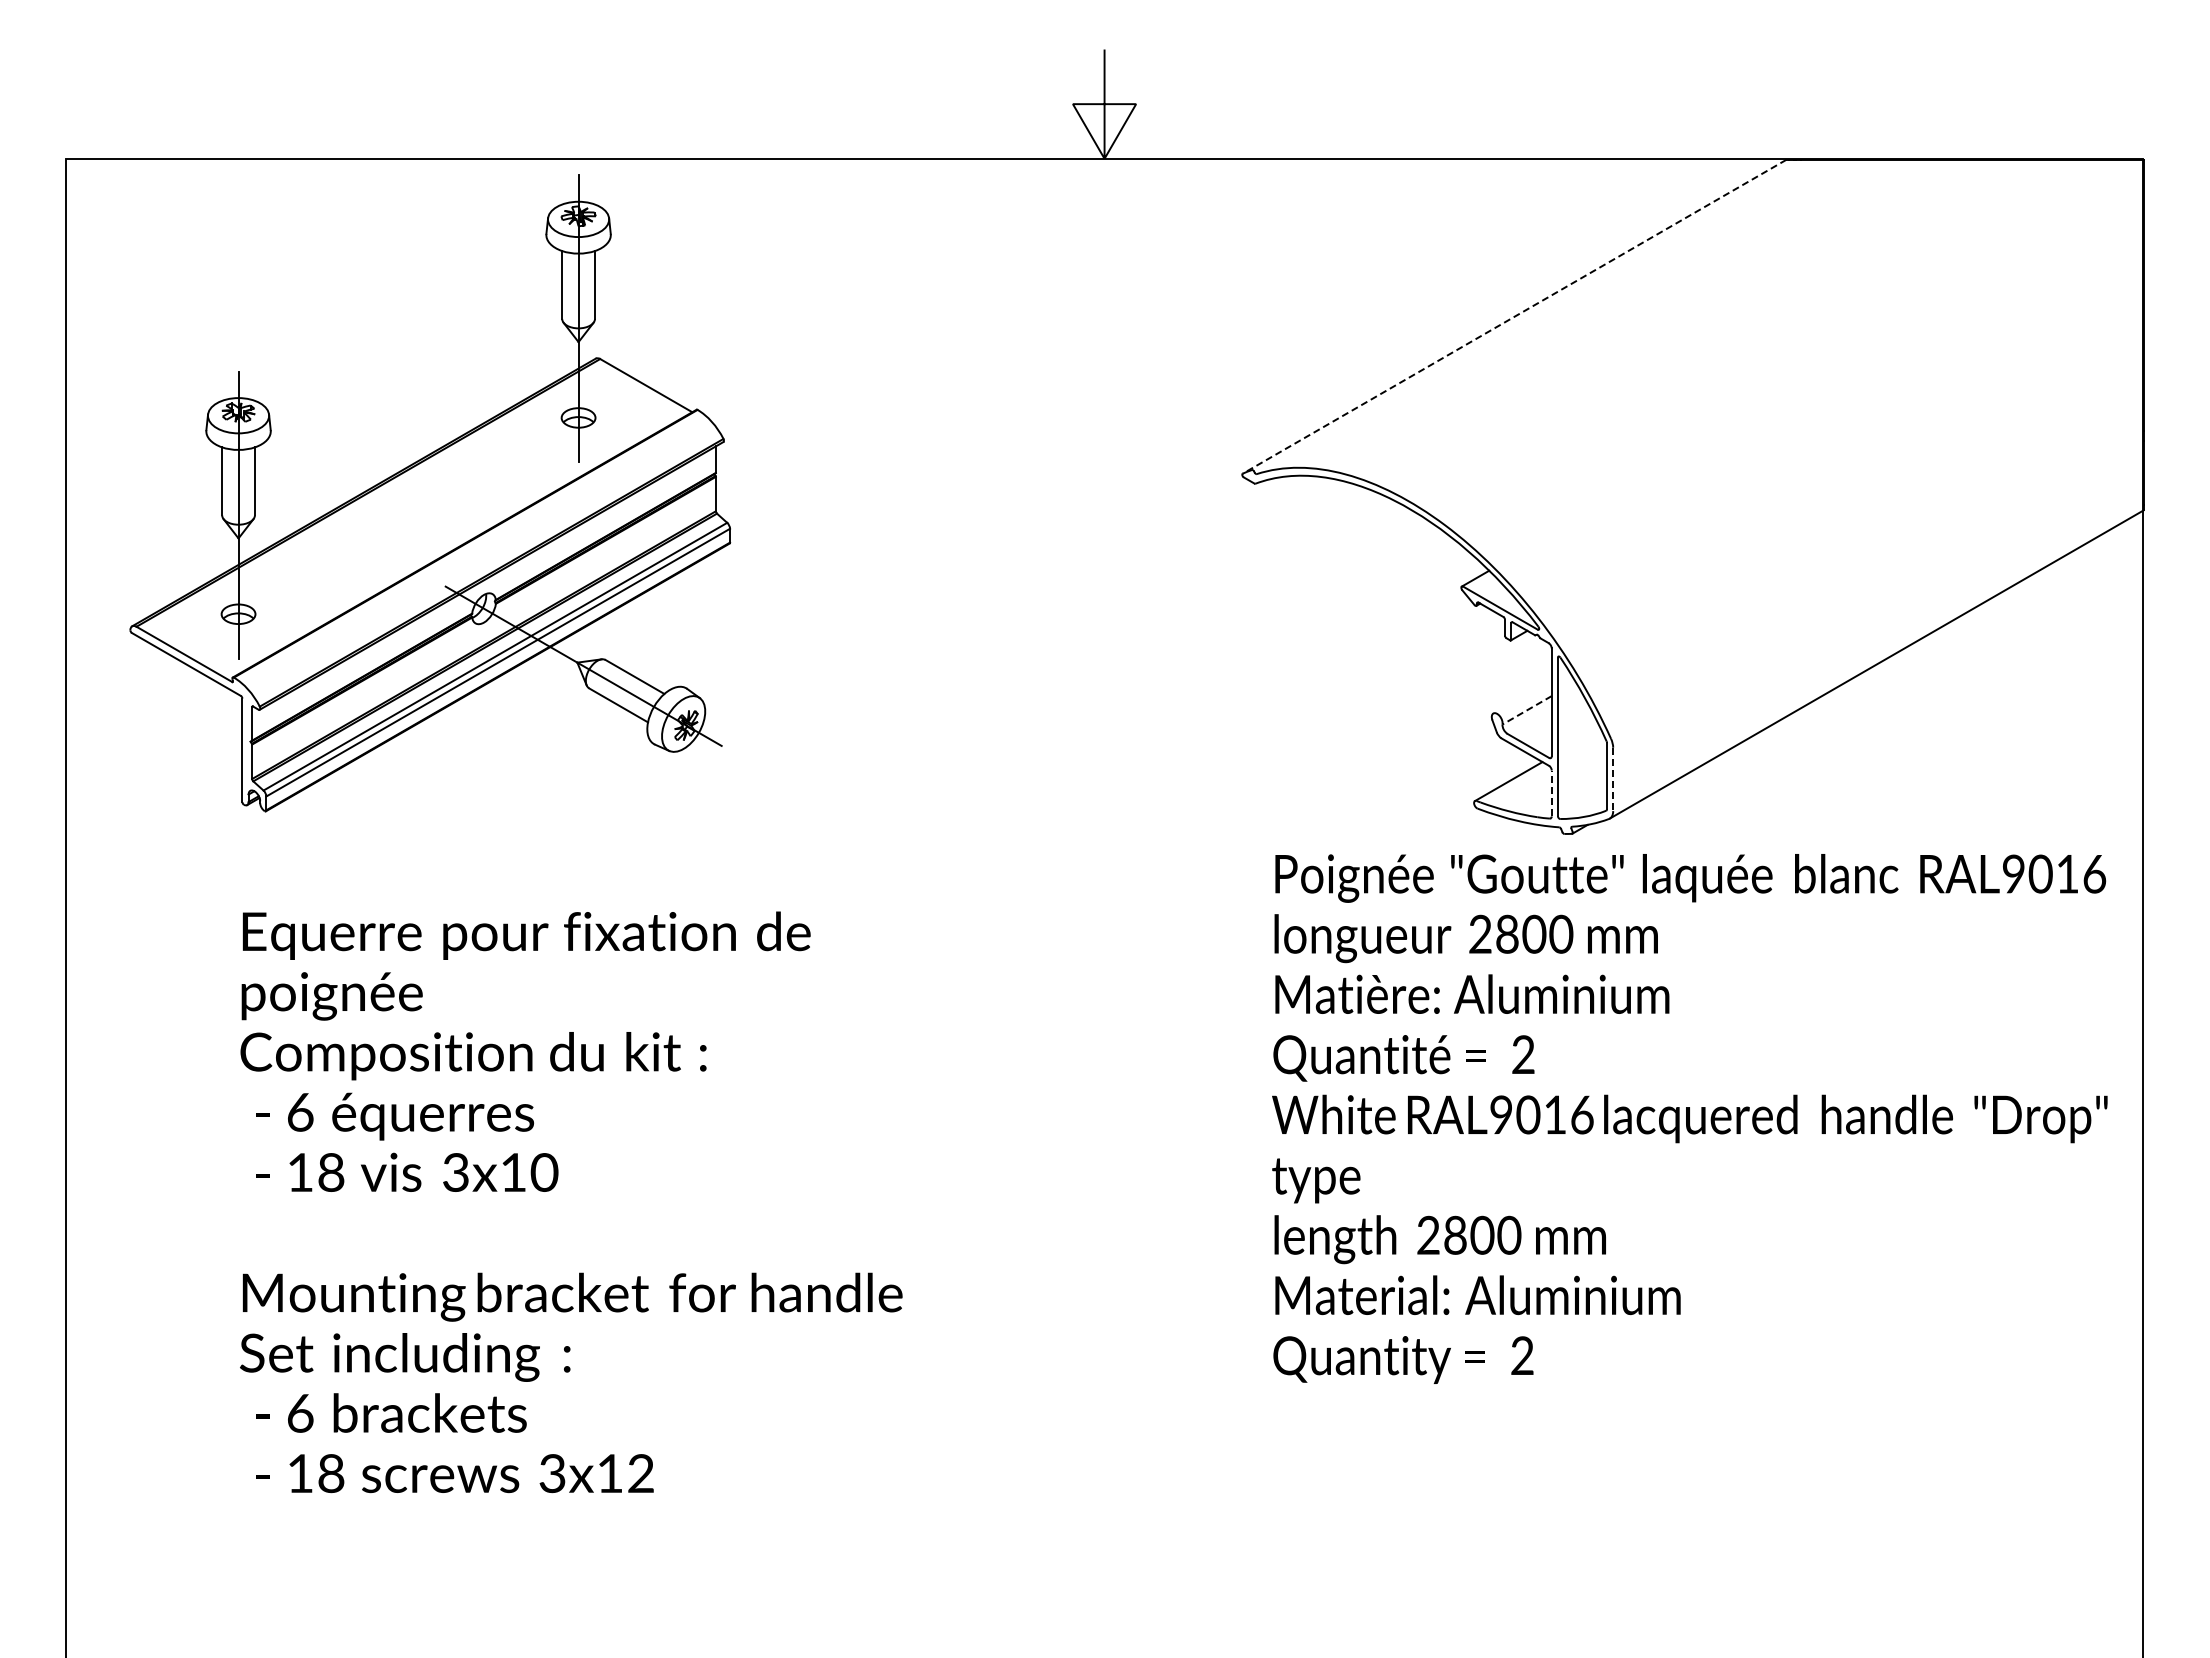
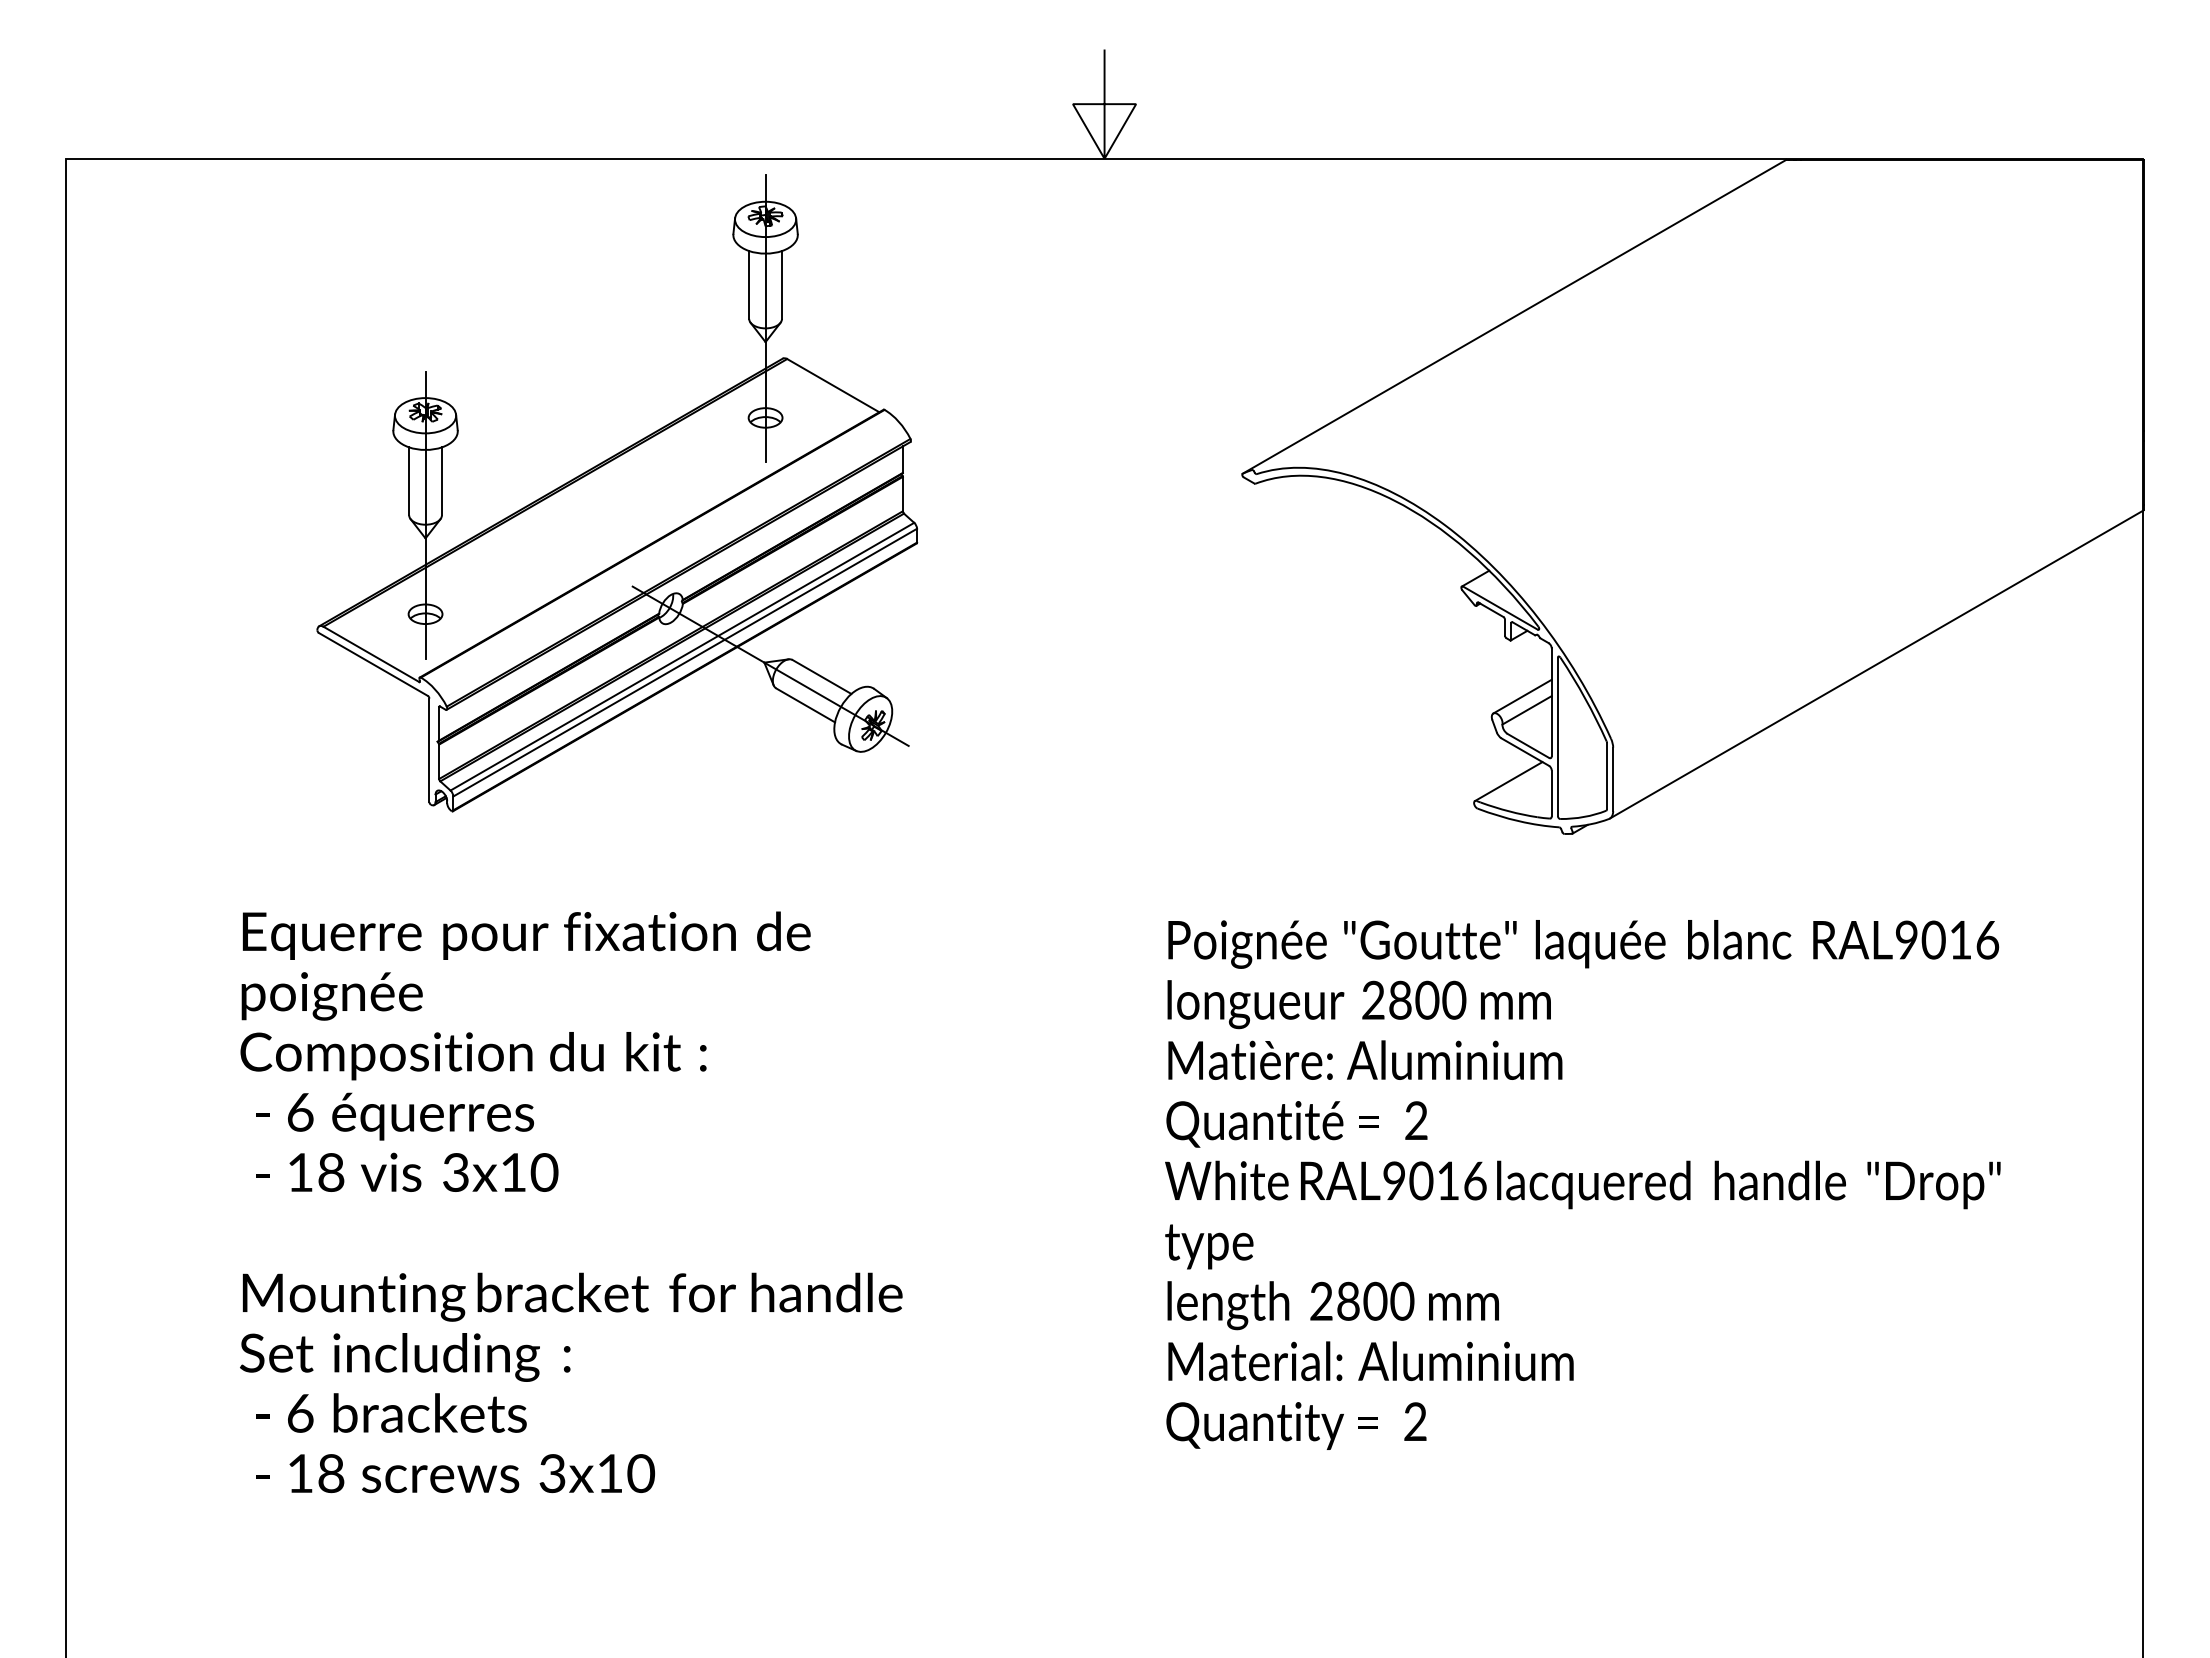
line: dashed -> solid (1514, 316)
part position: (430, 493) -> (617, 493) (617, 493)
line: none -> present (1522, 696)
line: dashed -> solid (1526, 710)
line: dashed -> solid (1613, 779)
line: dashed -> solid (1551, 793)
text position: (1689, 1118) -> (1582, 1184) (1582, 1184)
text: 3x12 -> 3x10 (641, 1473)
